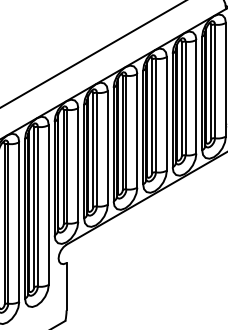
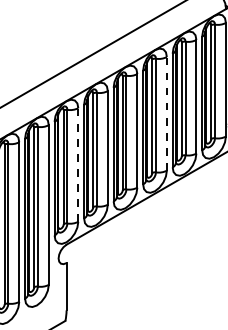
line: solid -> dashed (166, 113)
line: solid -> dashed (78, 164)
